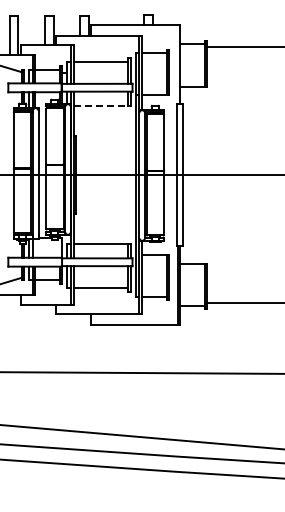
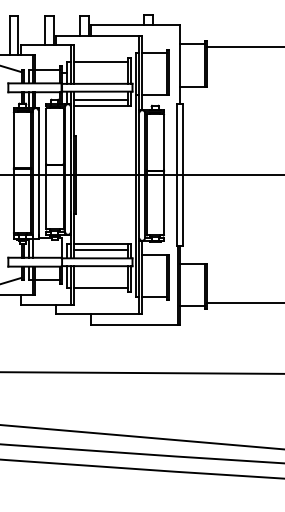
line: none -> present (101, 99)
line: dashed -> solid (102, 106)
line: none -> present (101, 250)
